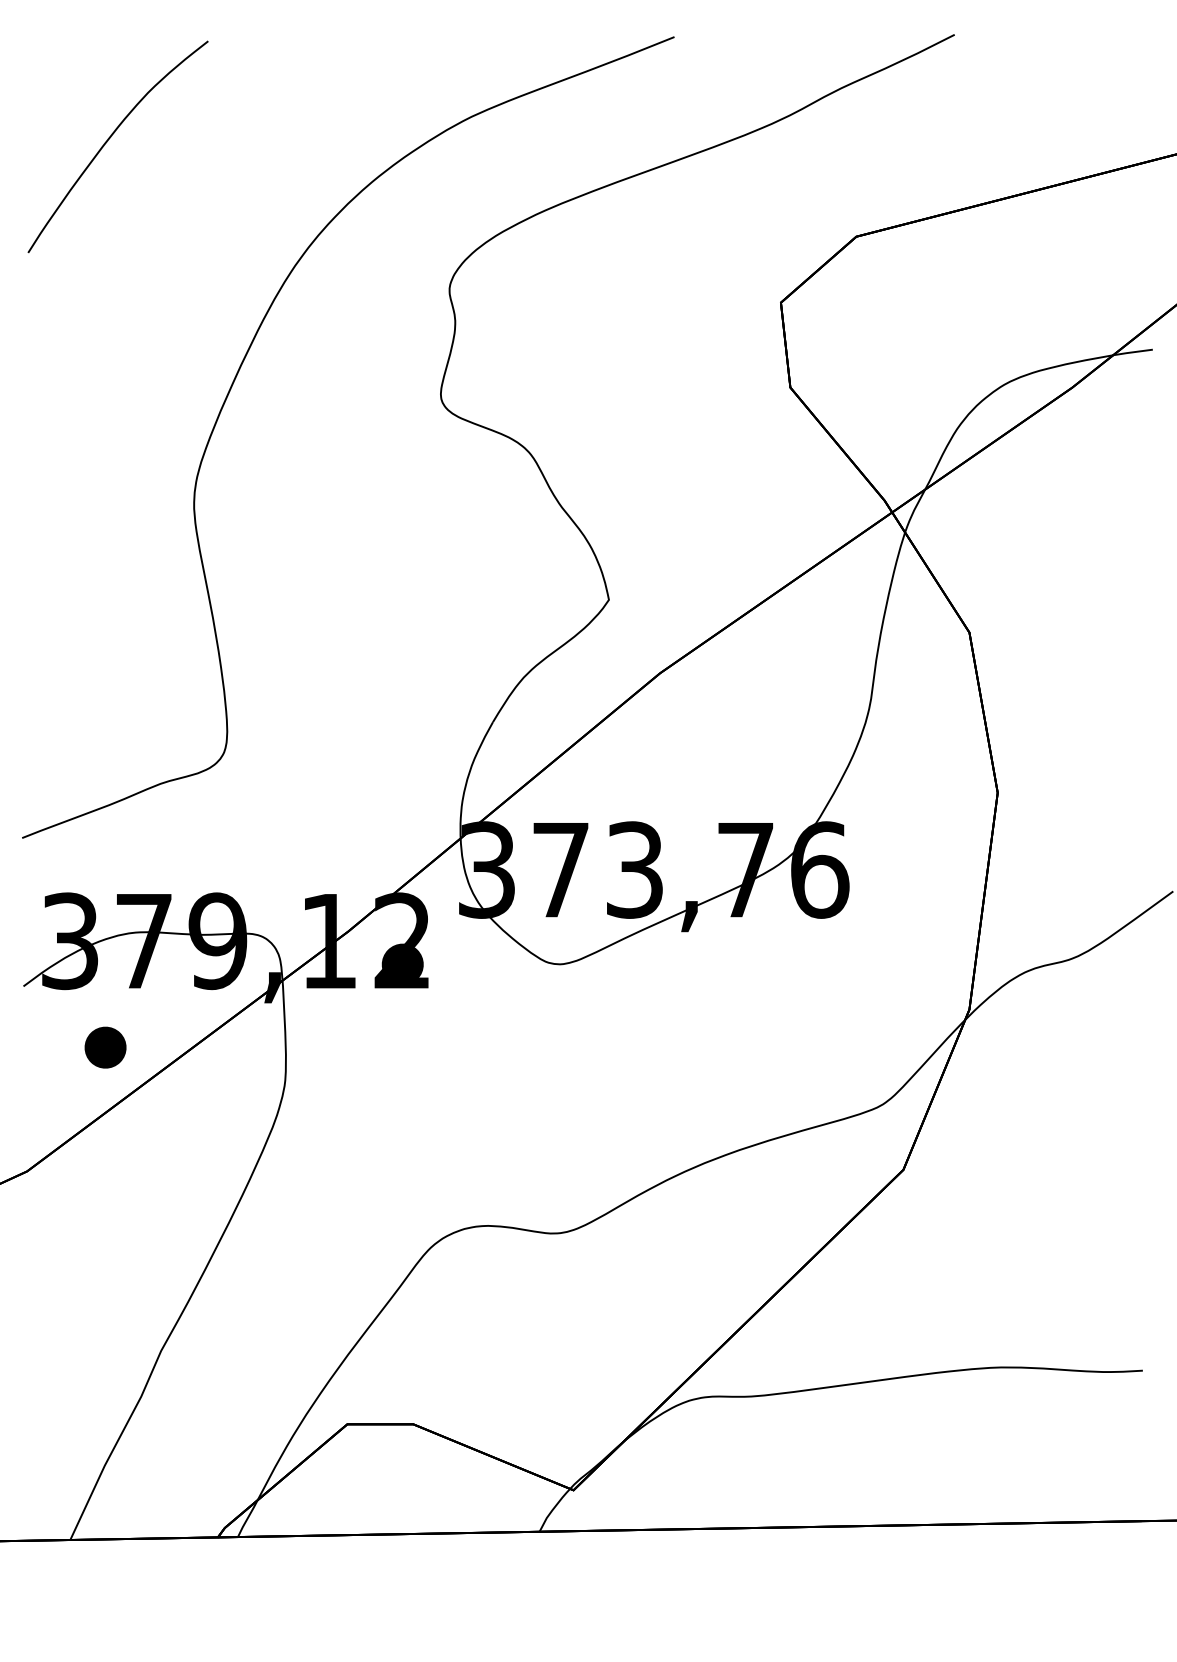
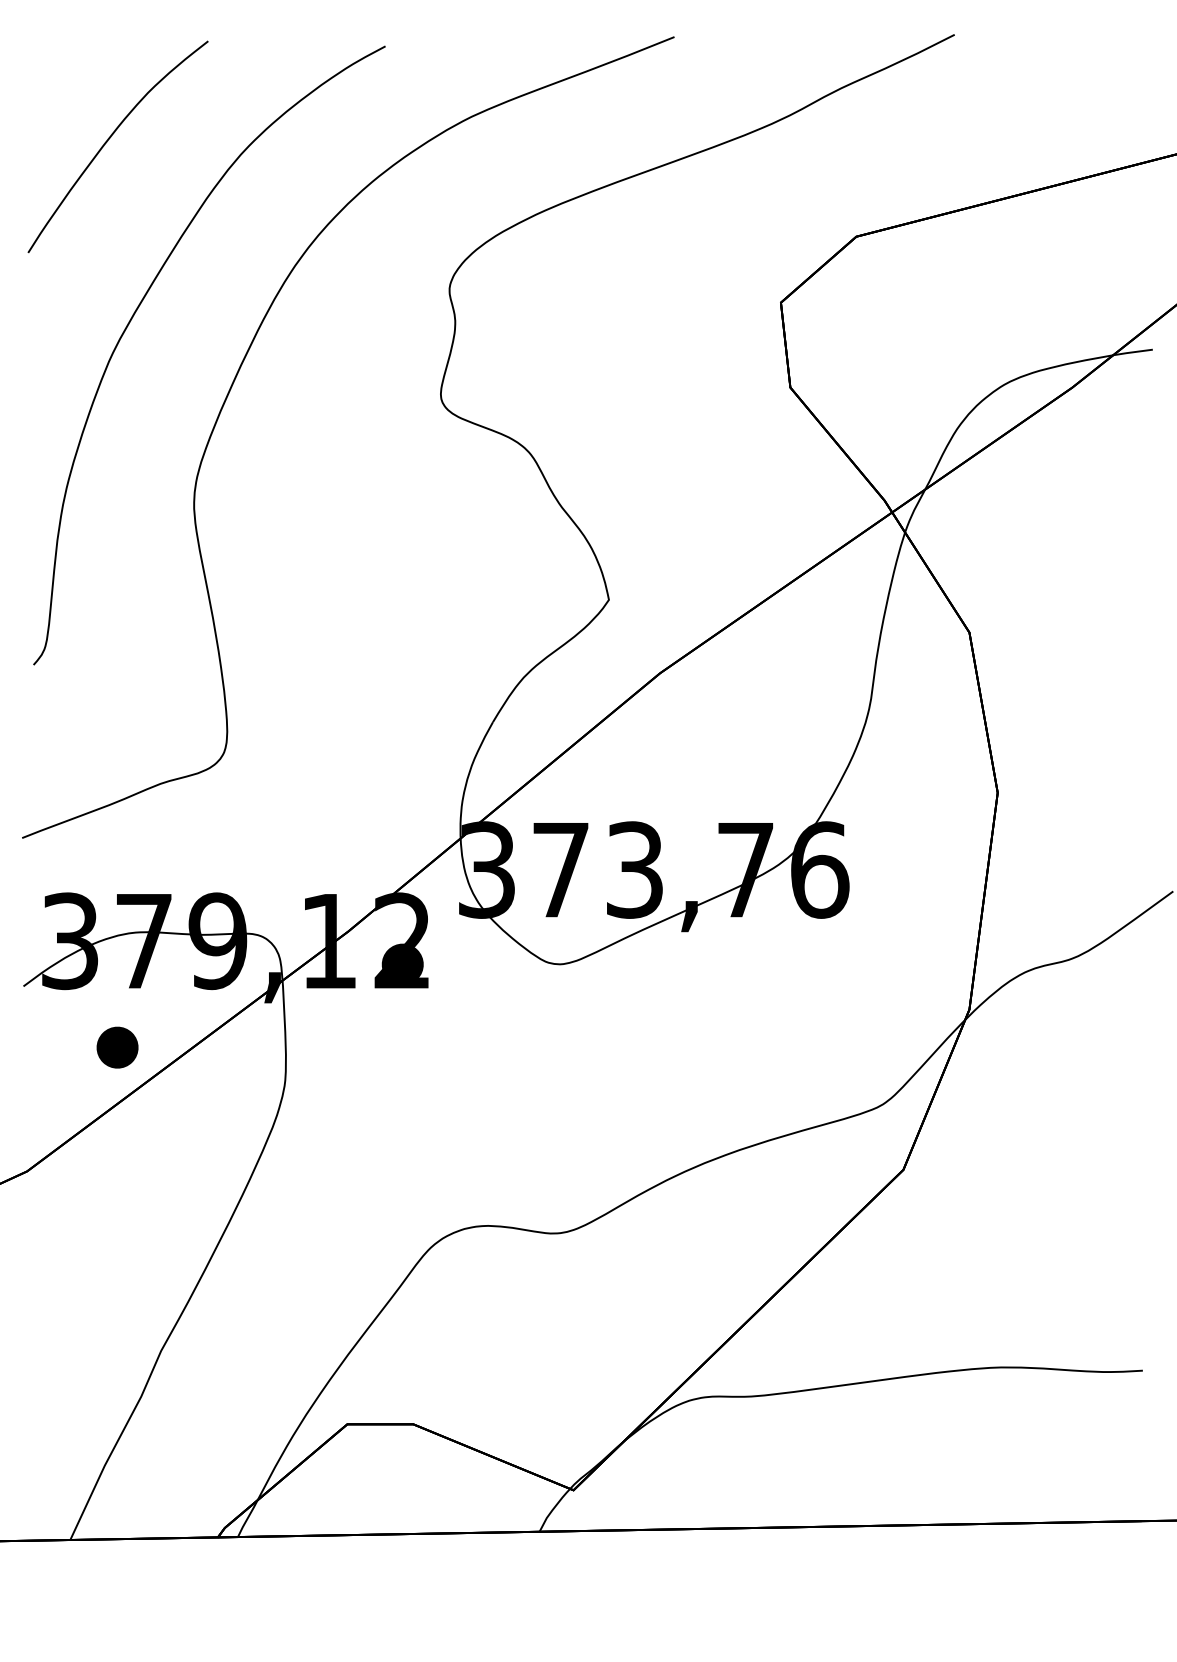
curve: none -> present (136, 312)
part position: (105, 1047) -> (117, 1047) (117, 1047)
